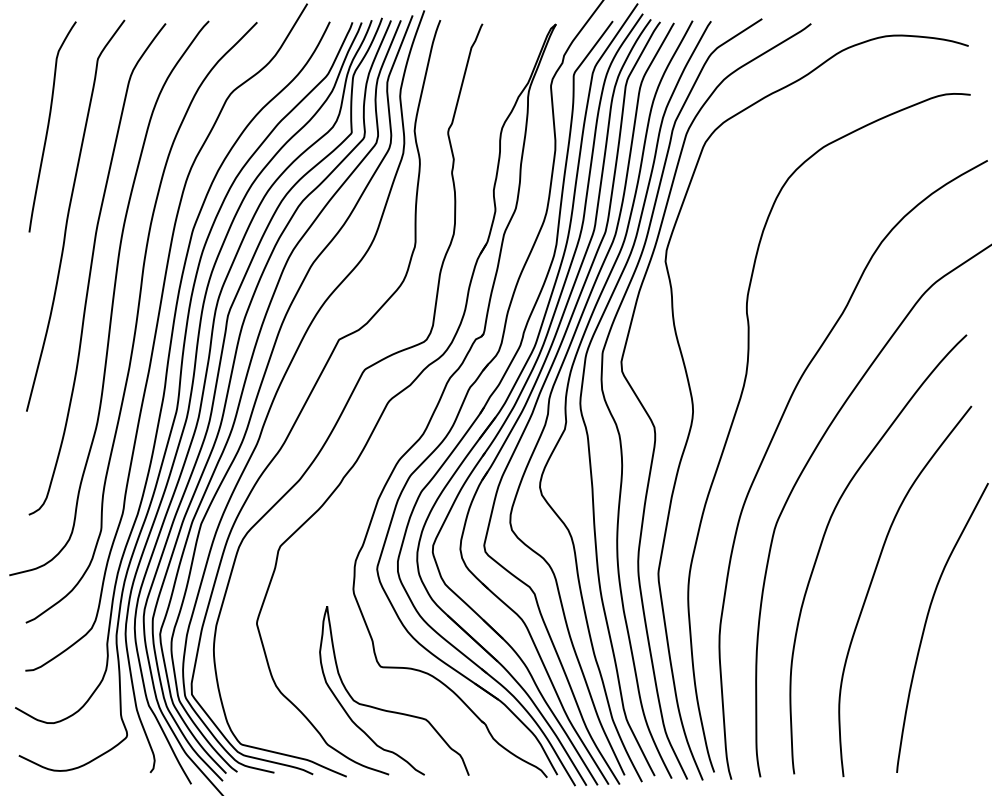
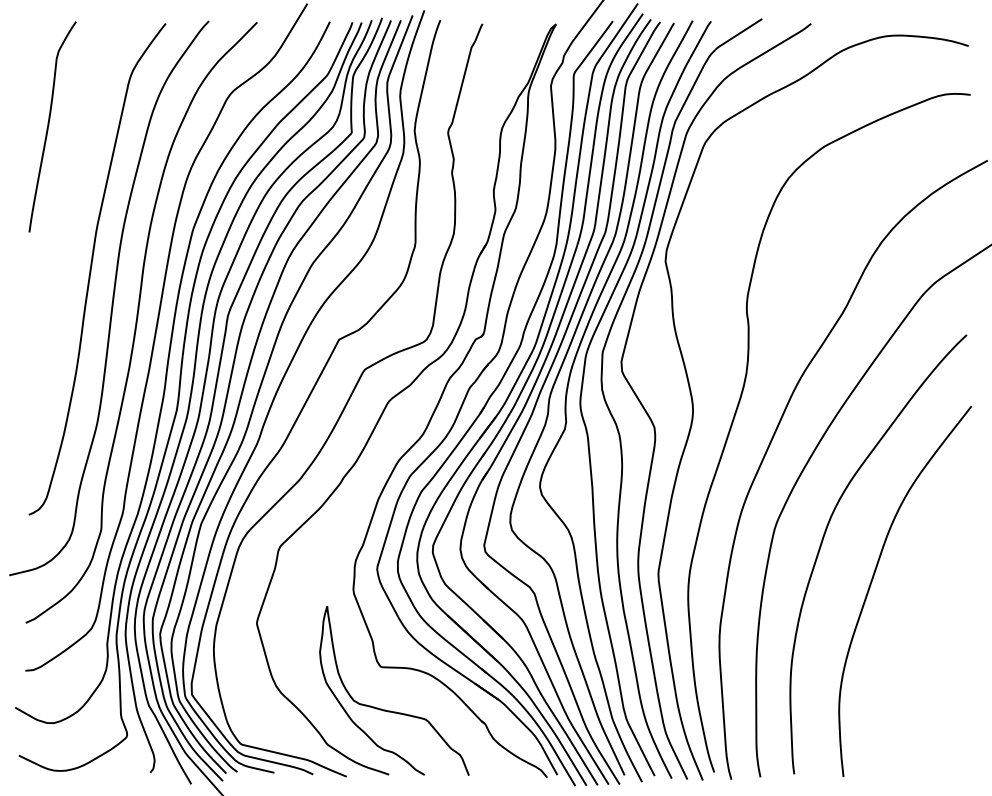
curve: present -> none (69, 214)
curve: present -> none (926, 624)
